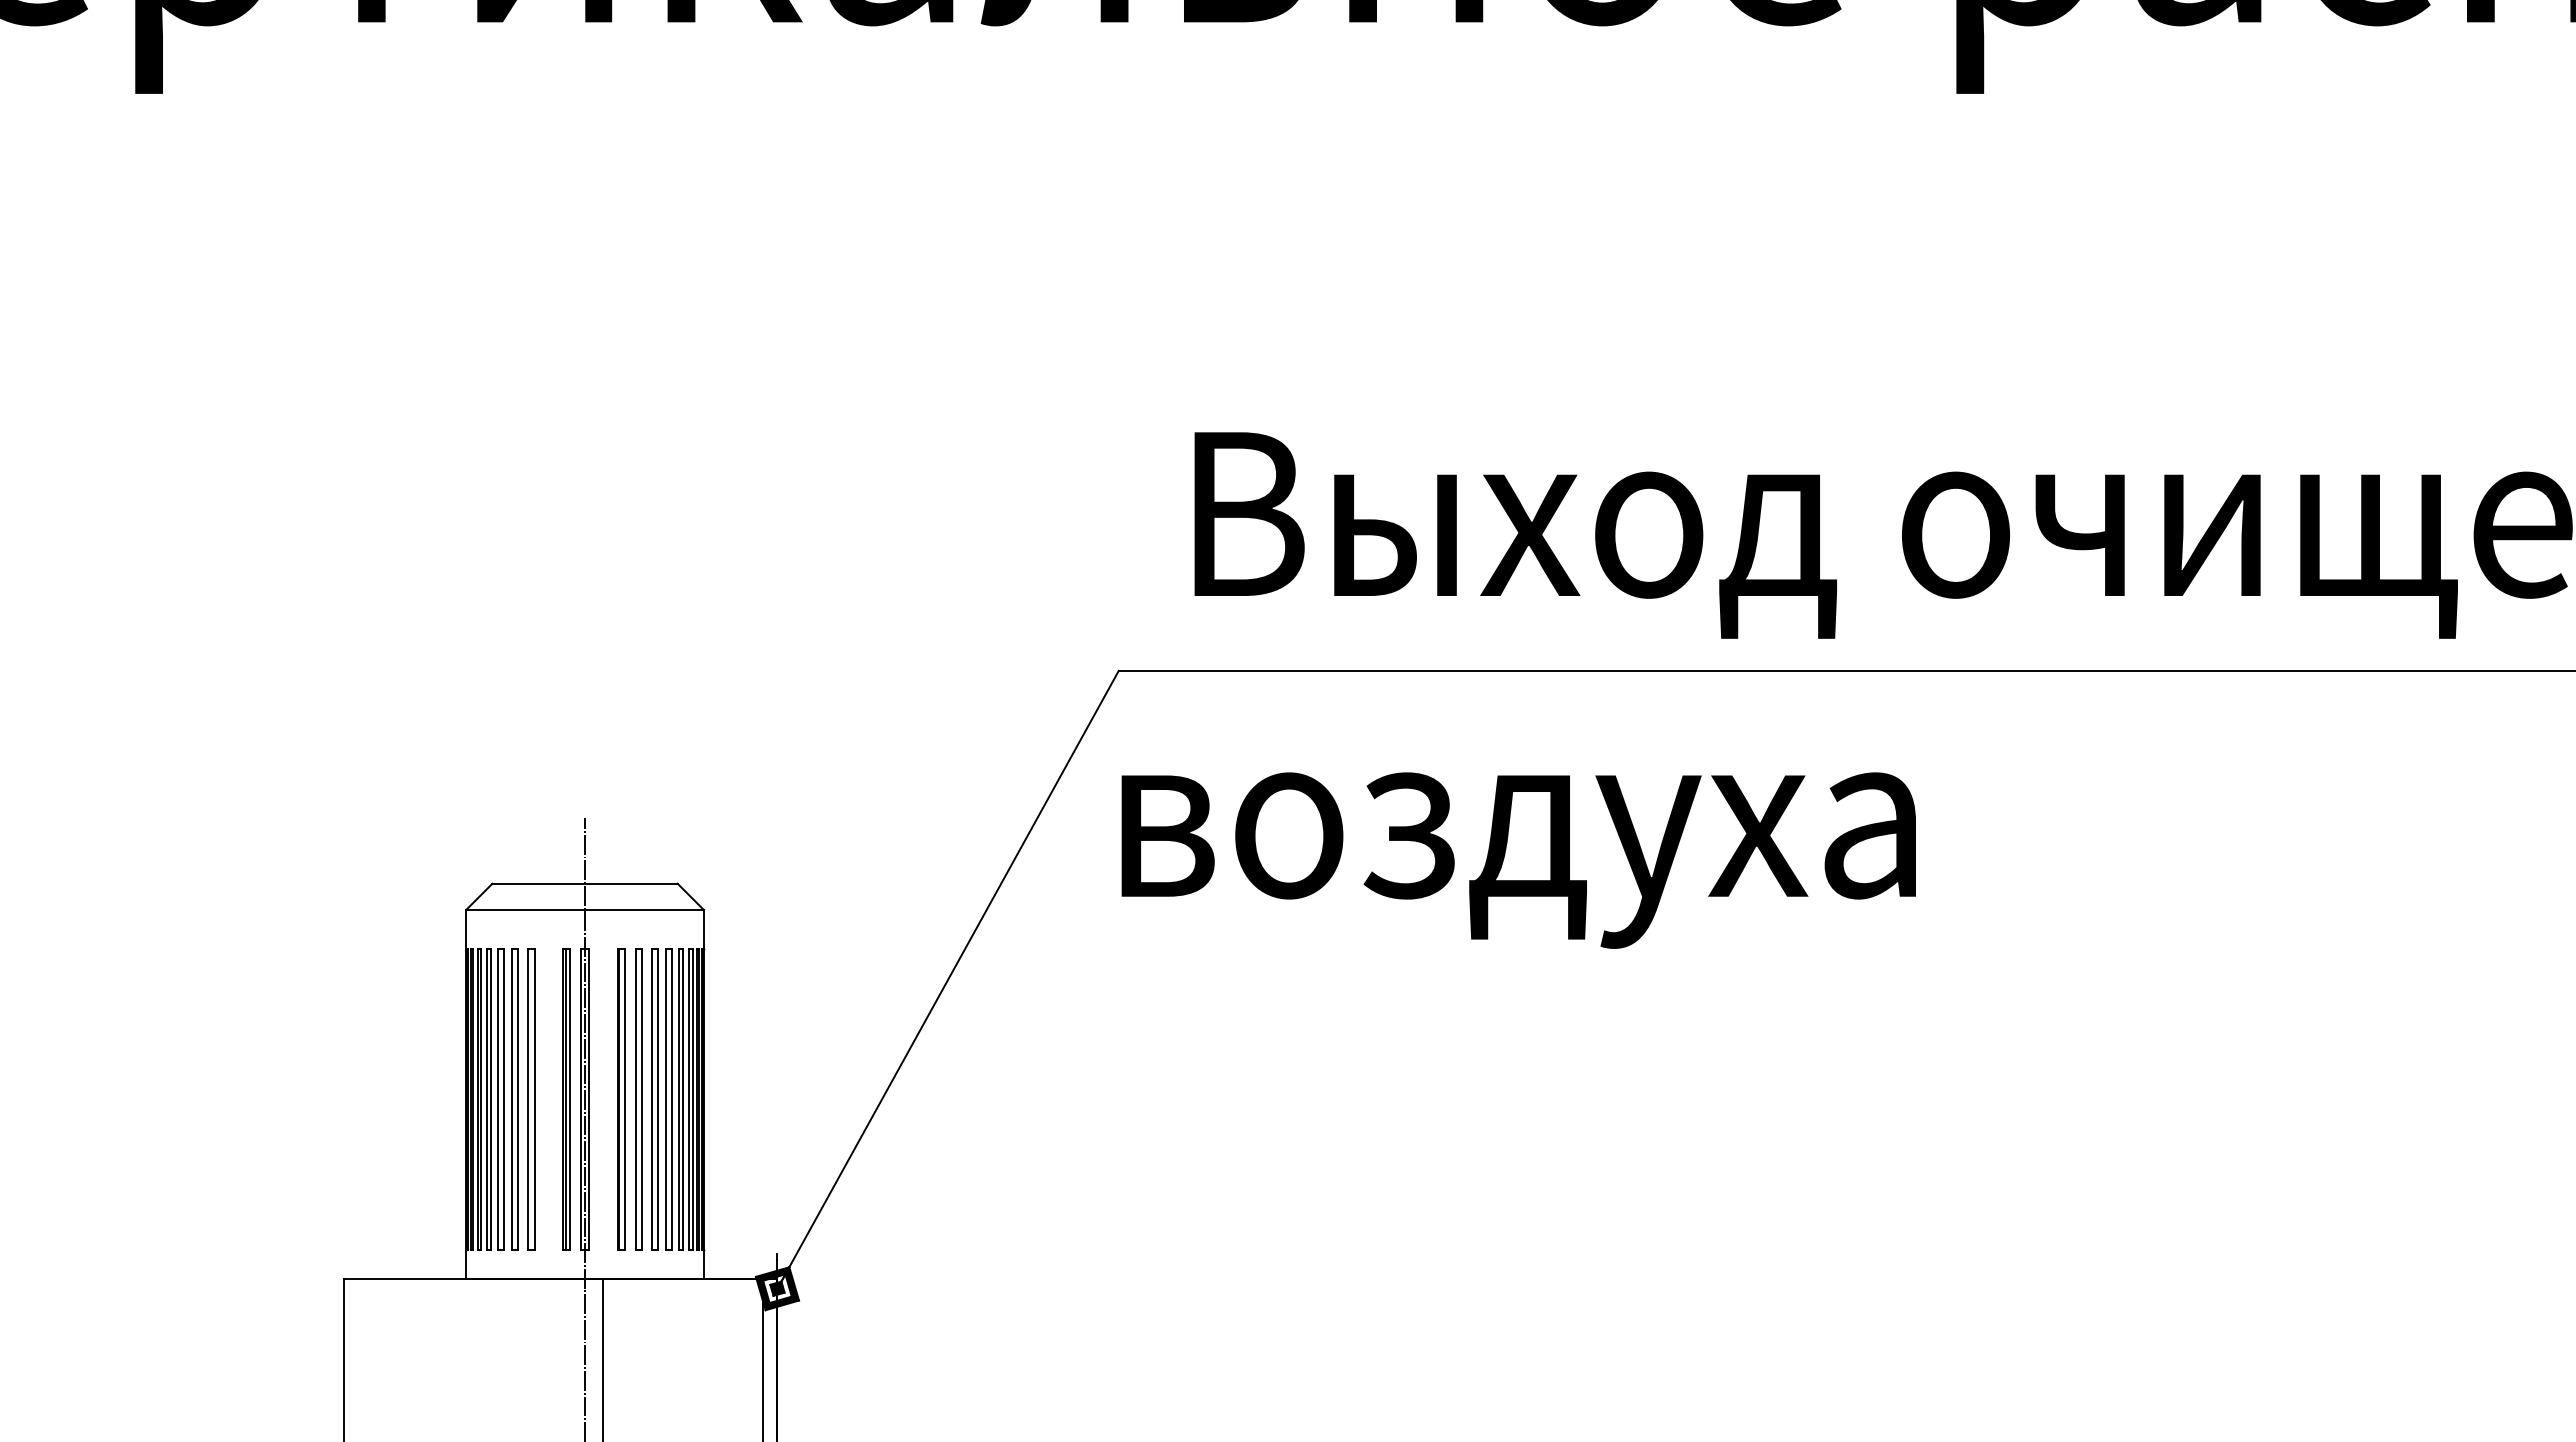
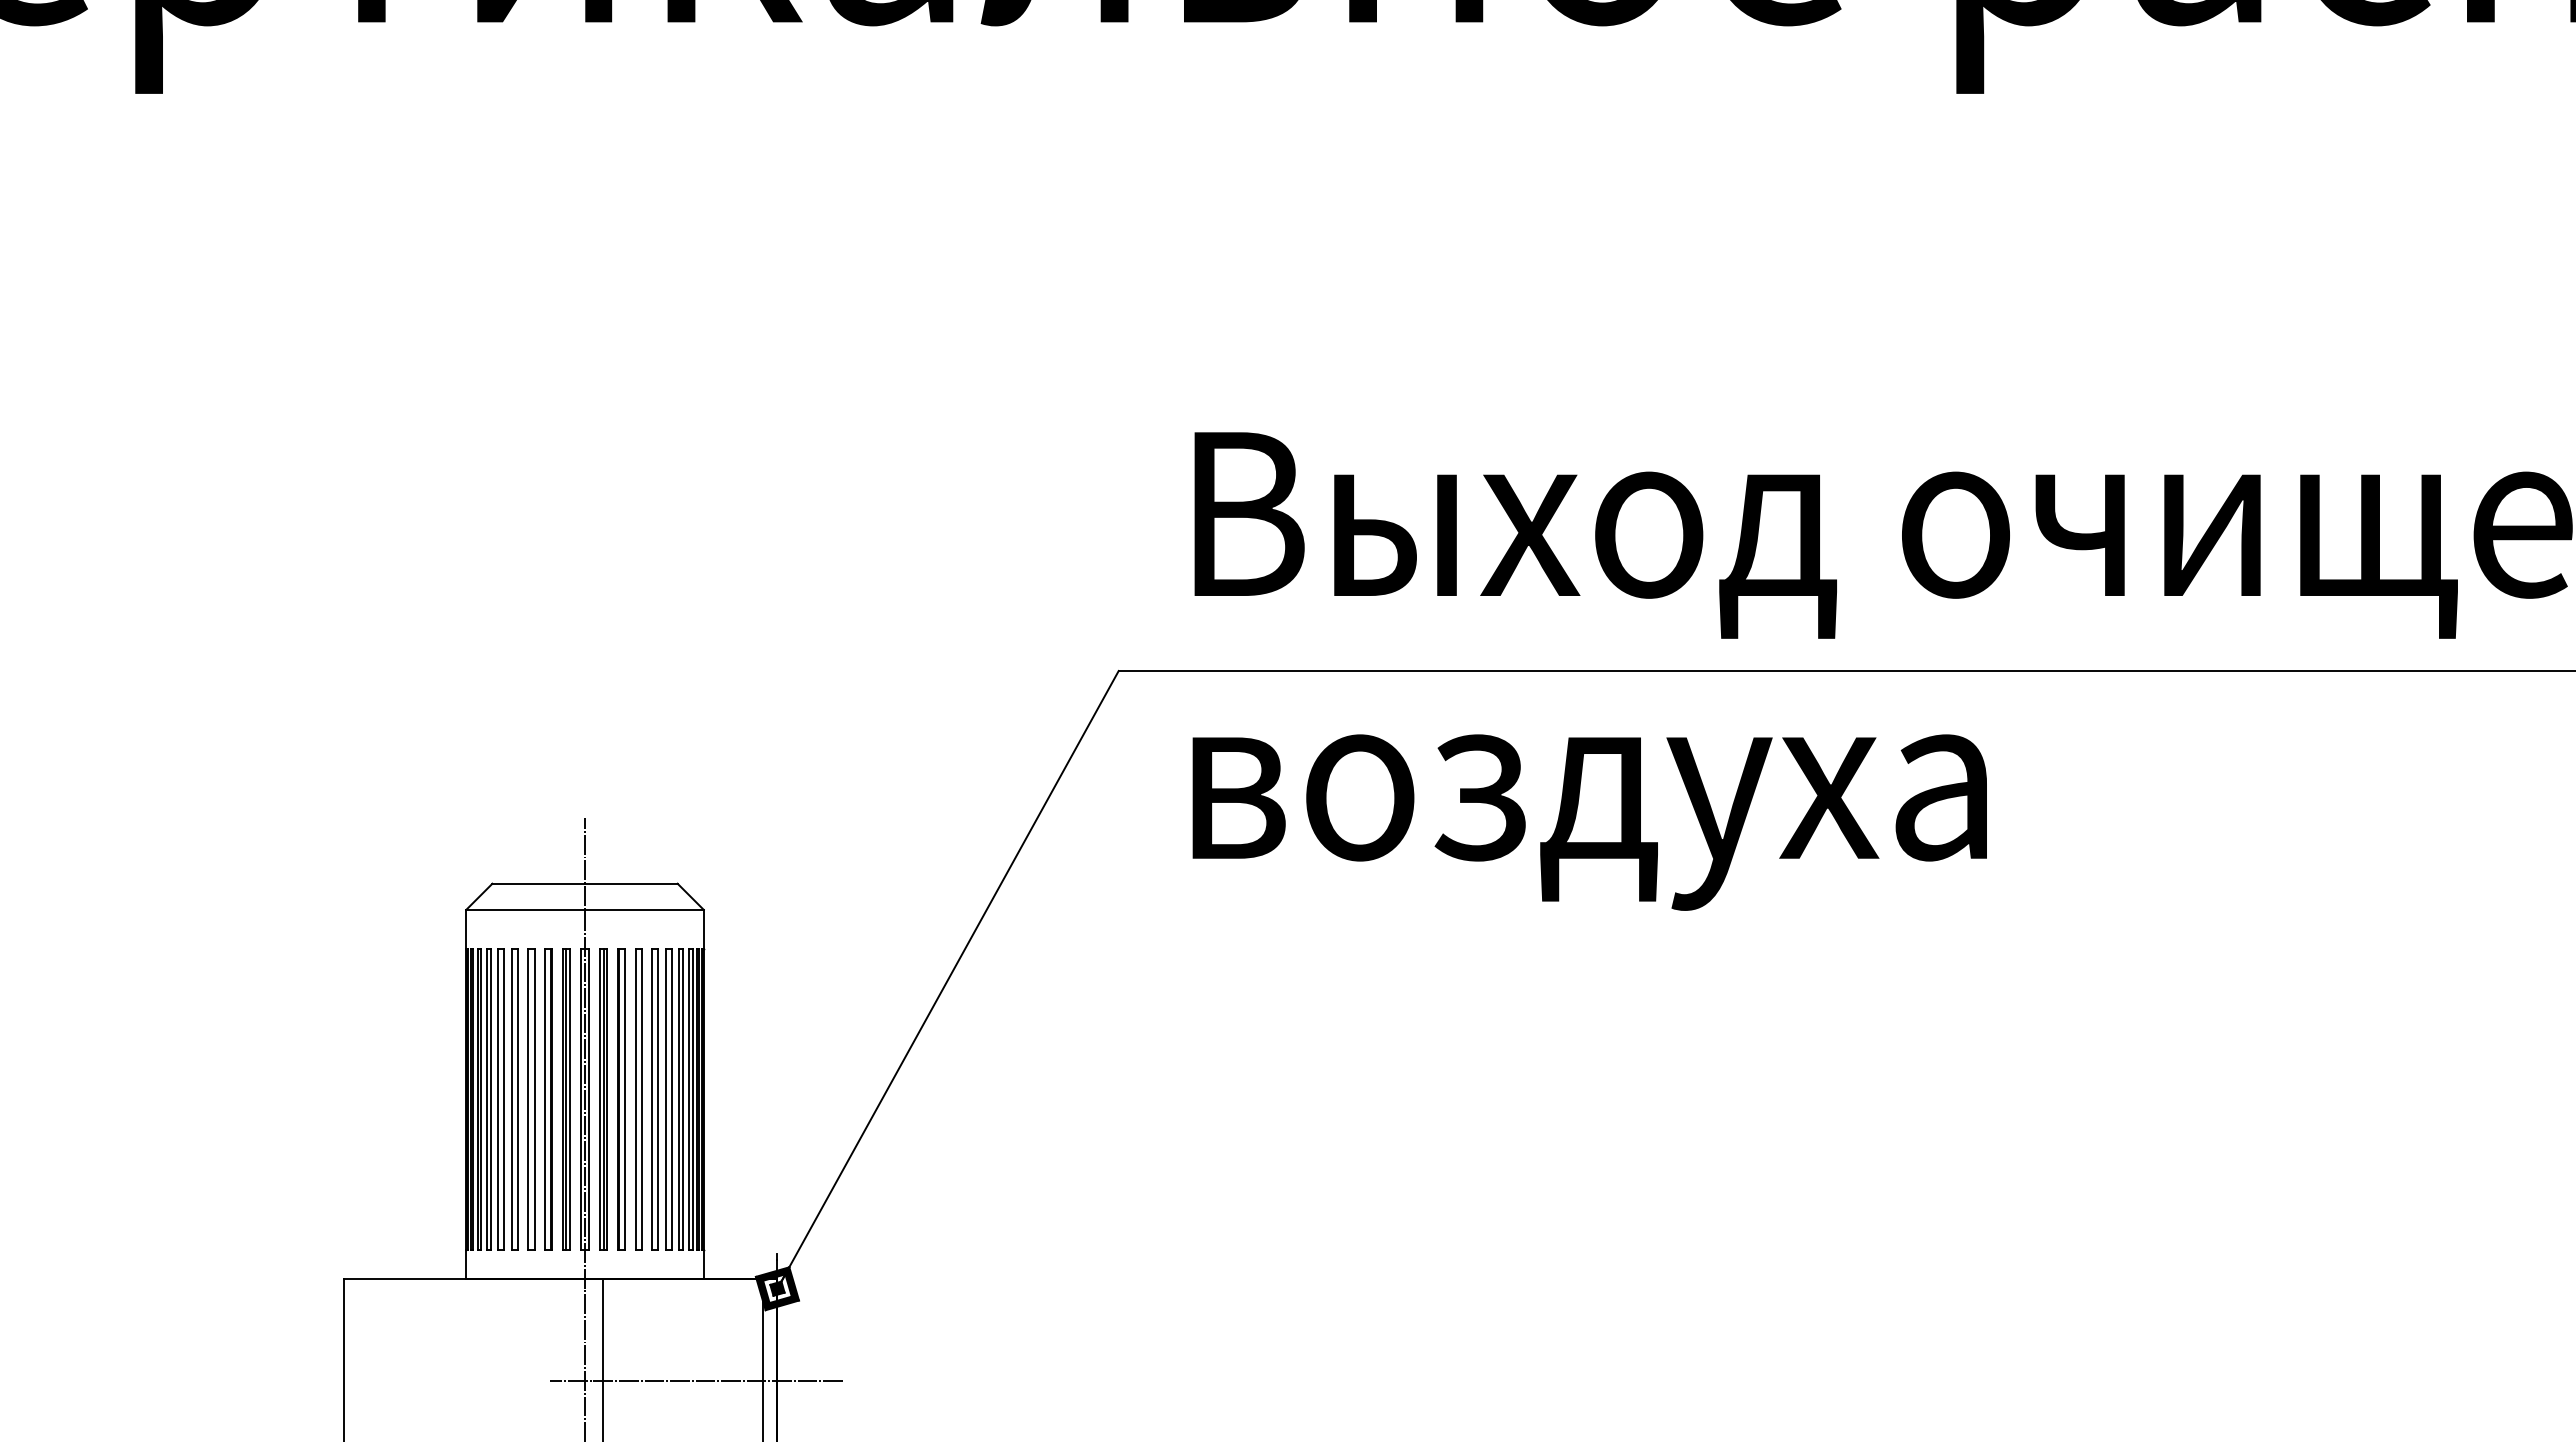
text position: (1518, 860) -> (1589, 822) (1589, 822)
part: none -> present (548, 1099)
part: none -> present (603, 1099)
line: none -> present (695, 1380)
